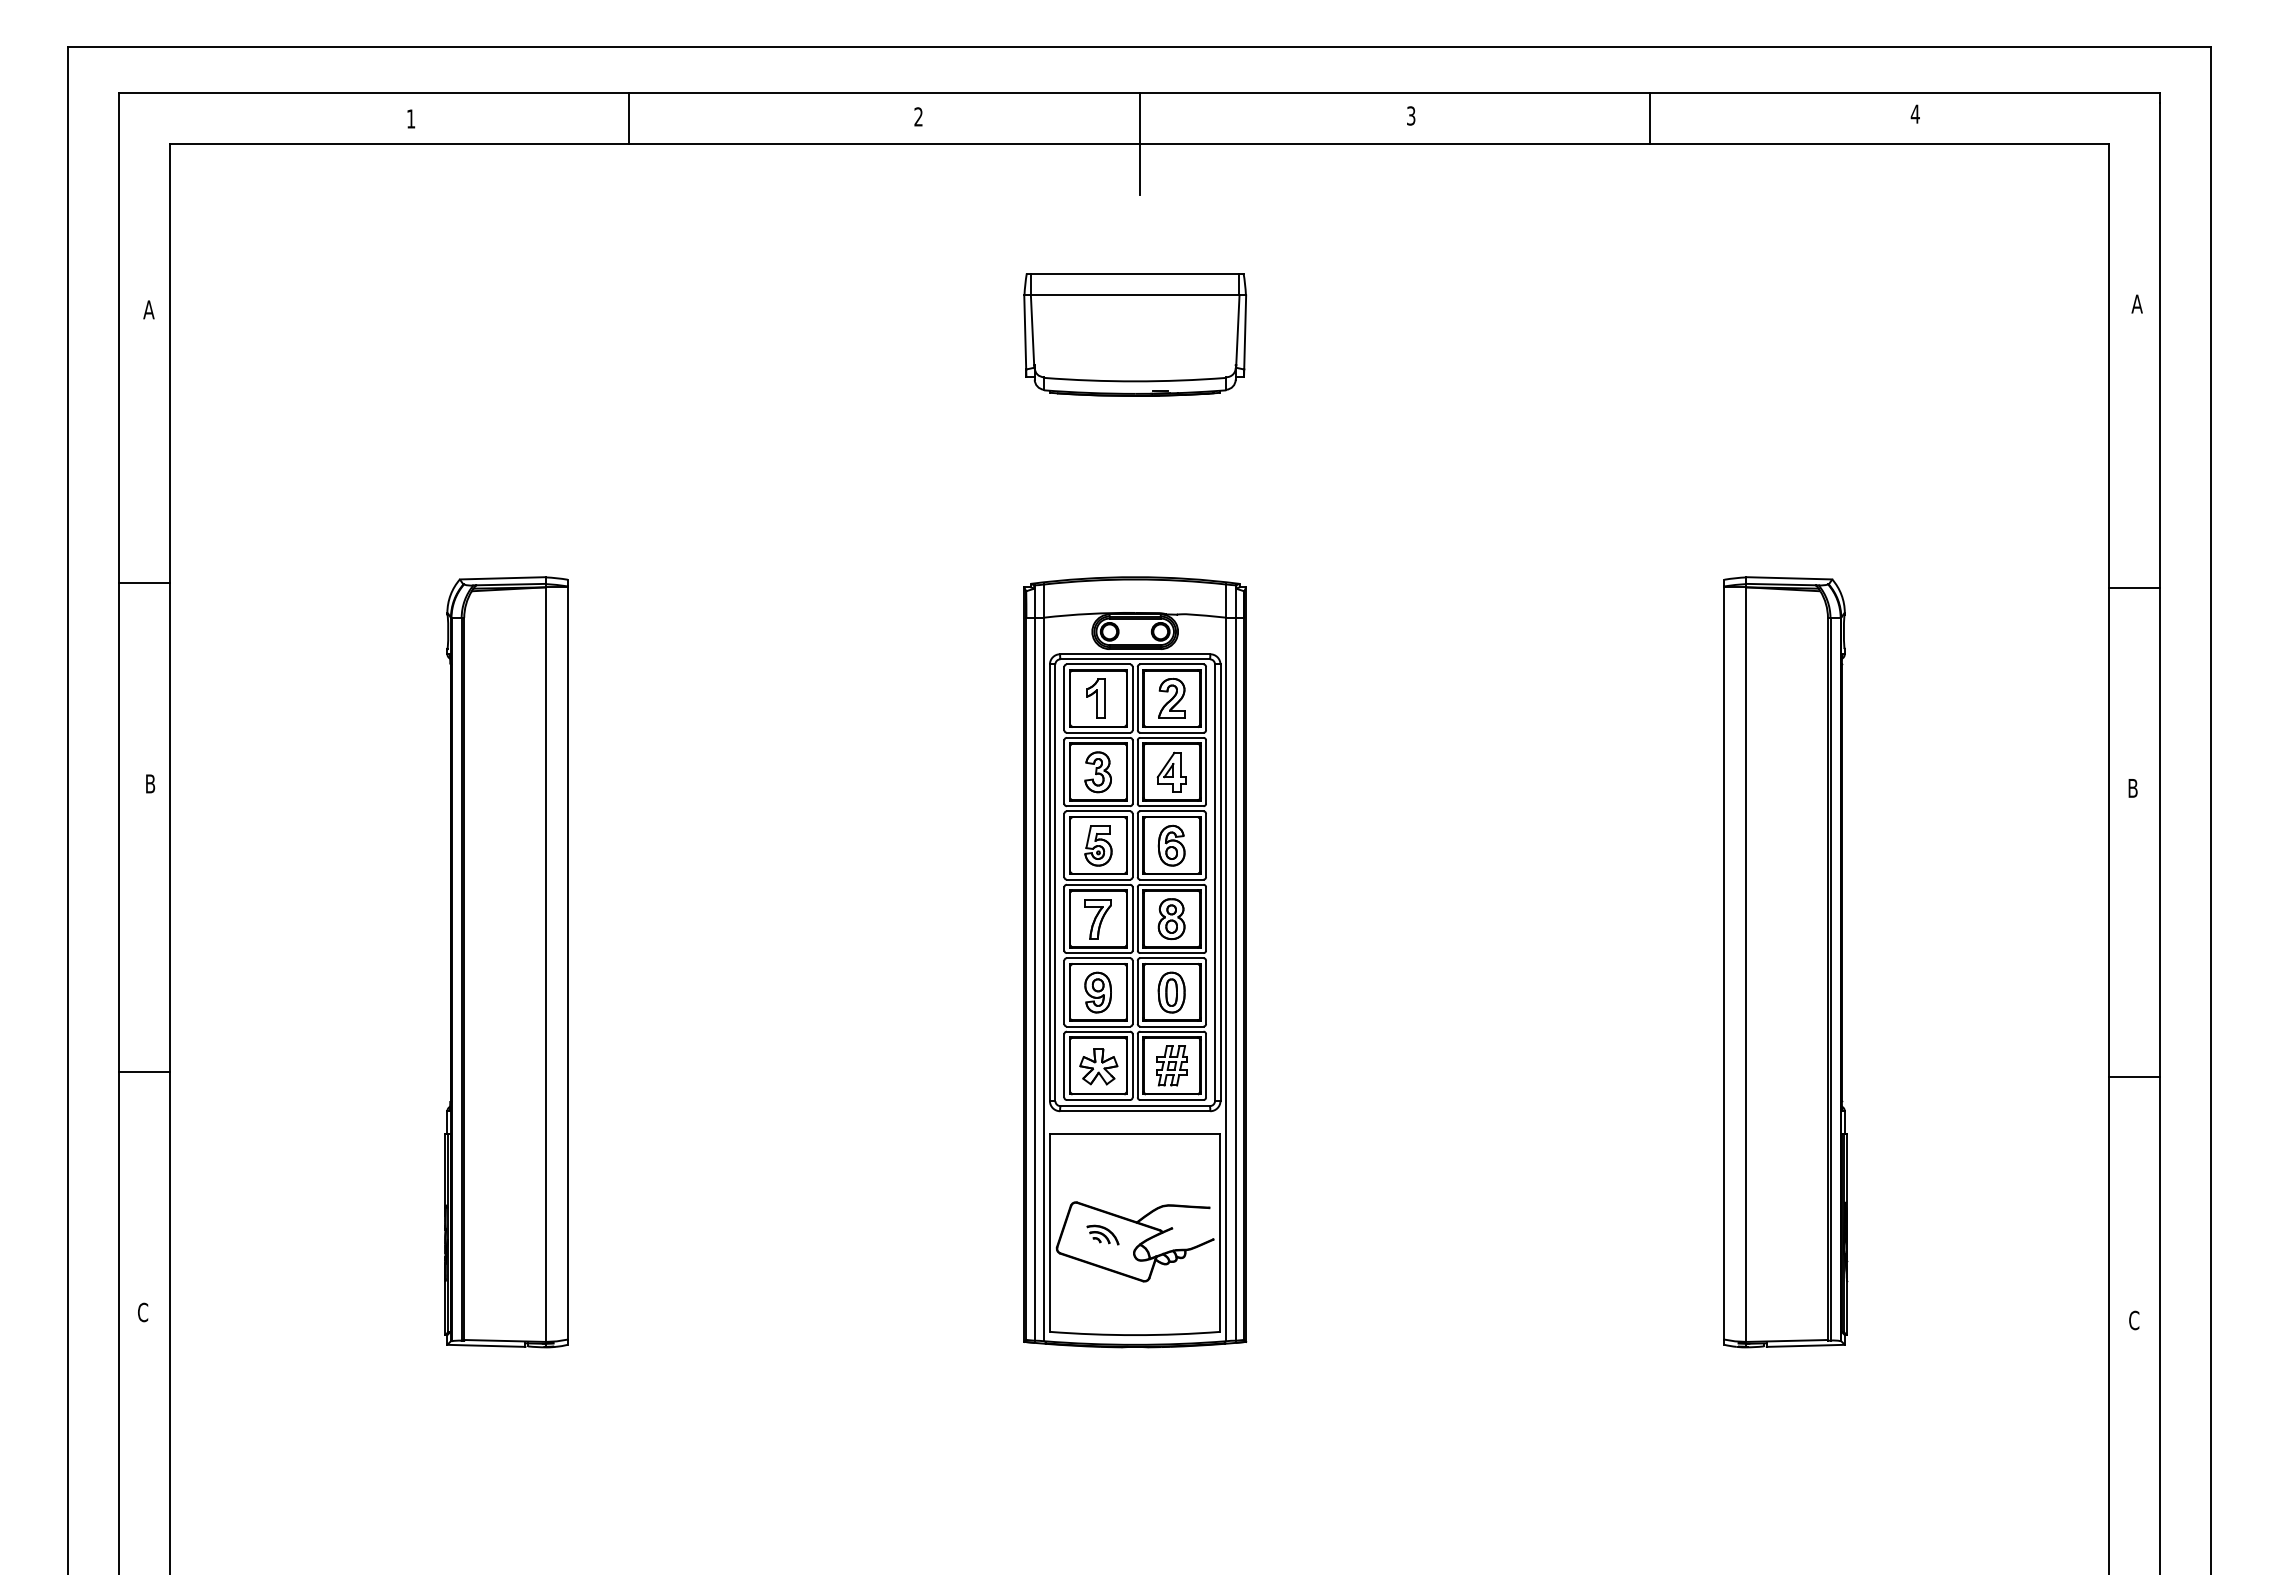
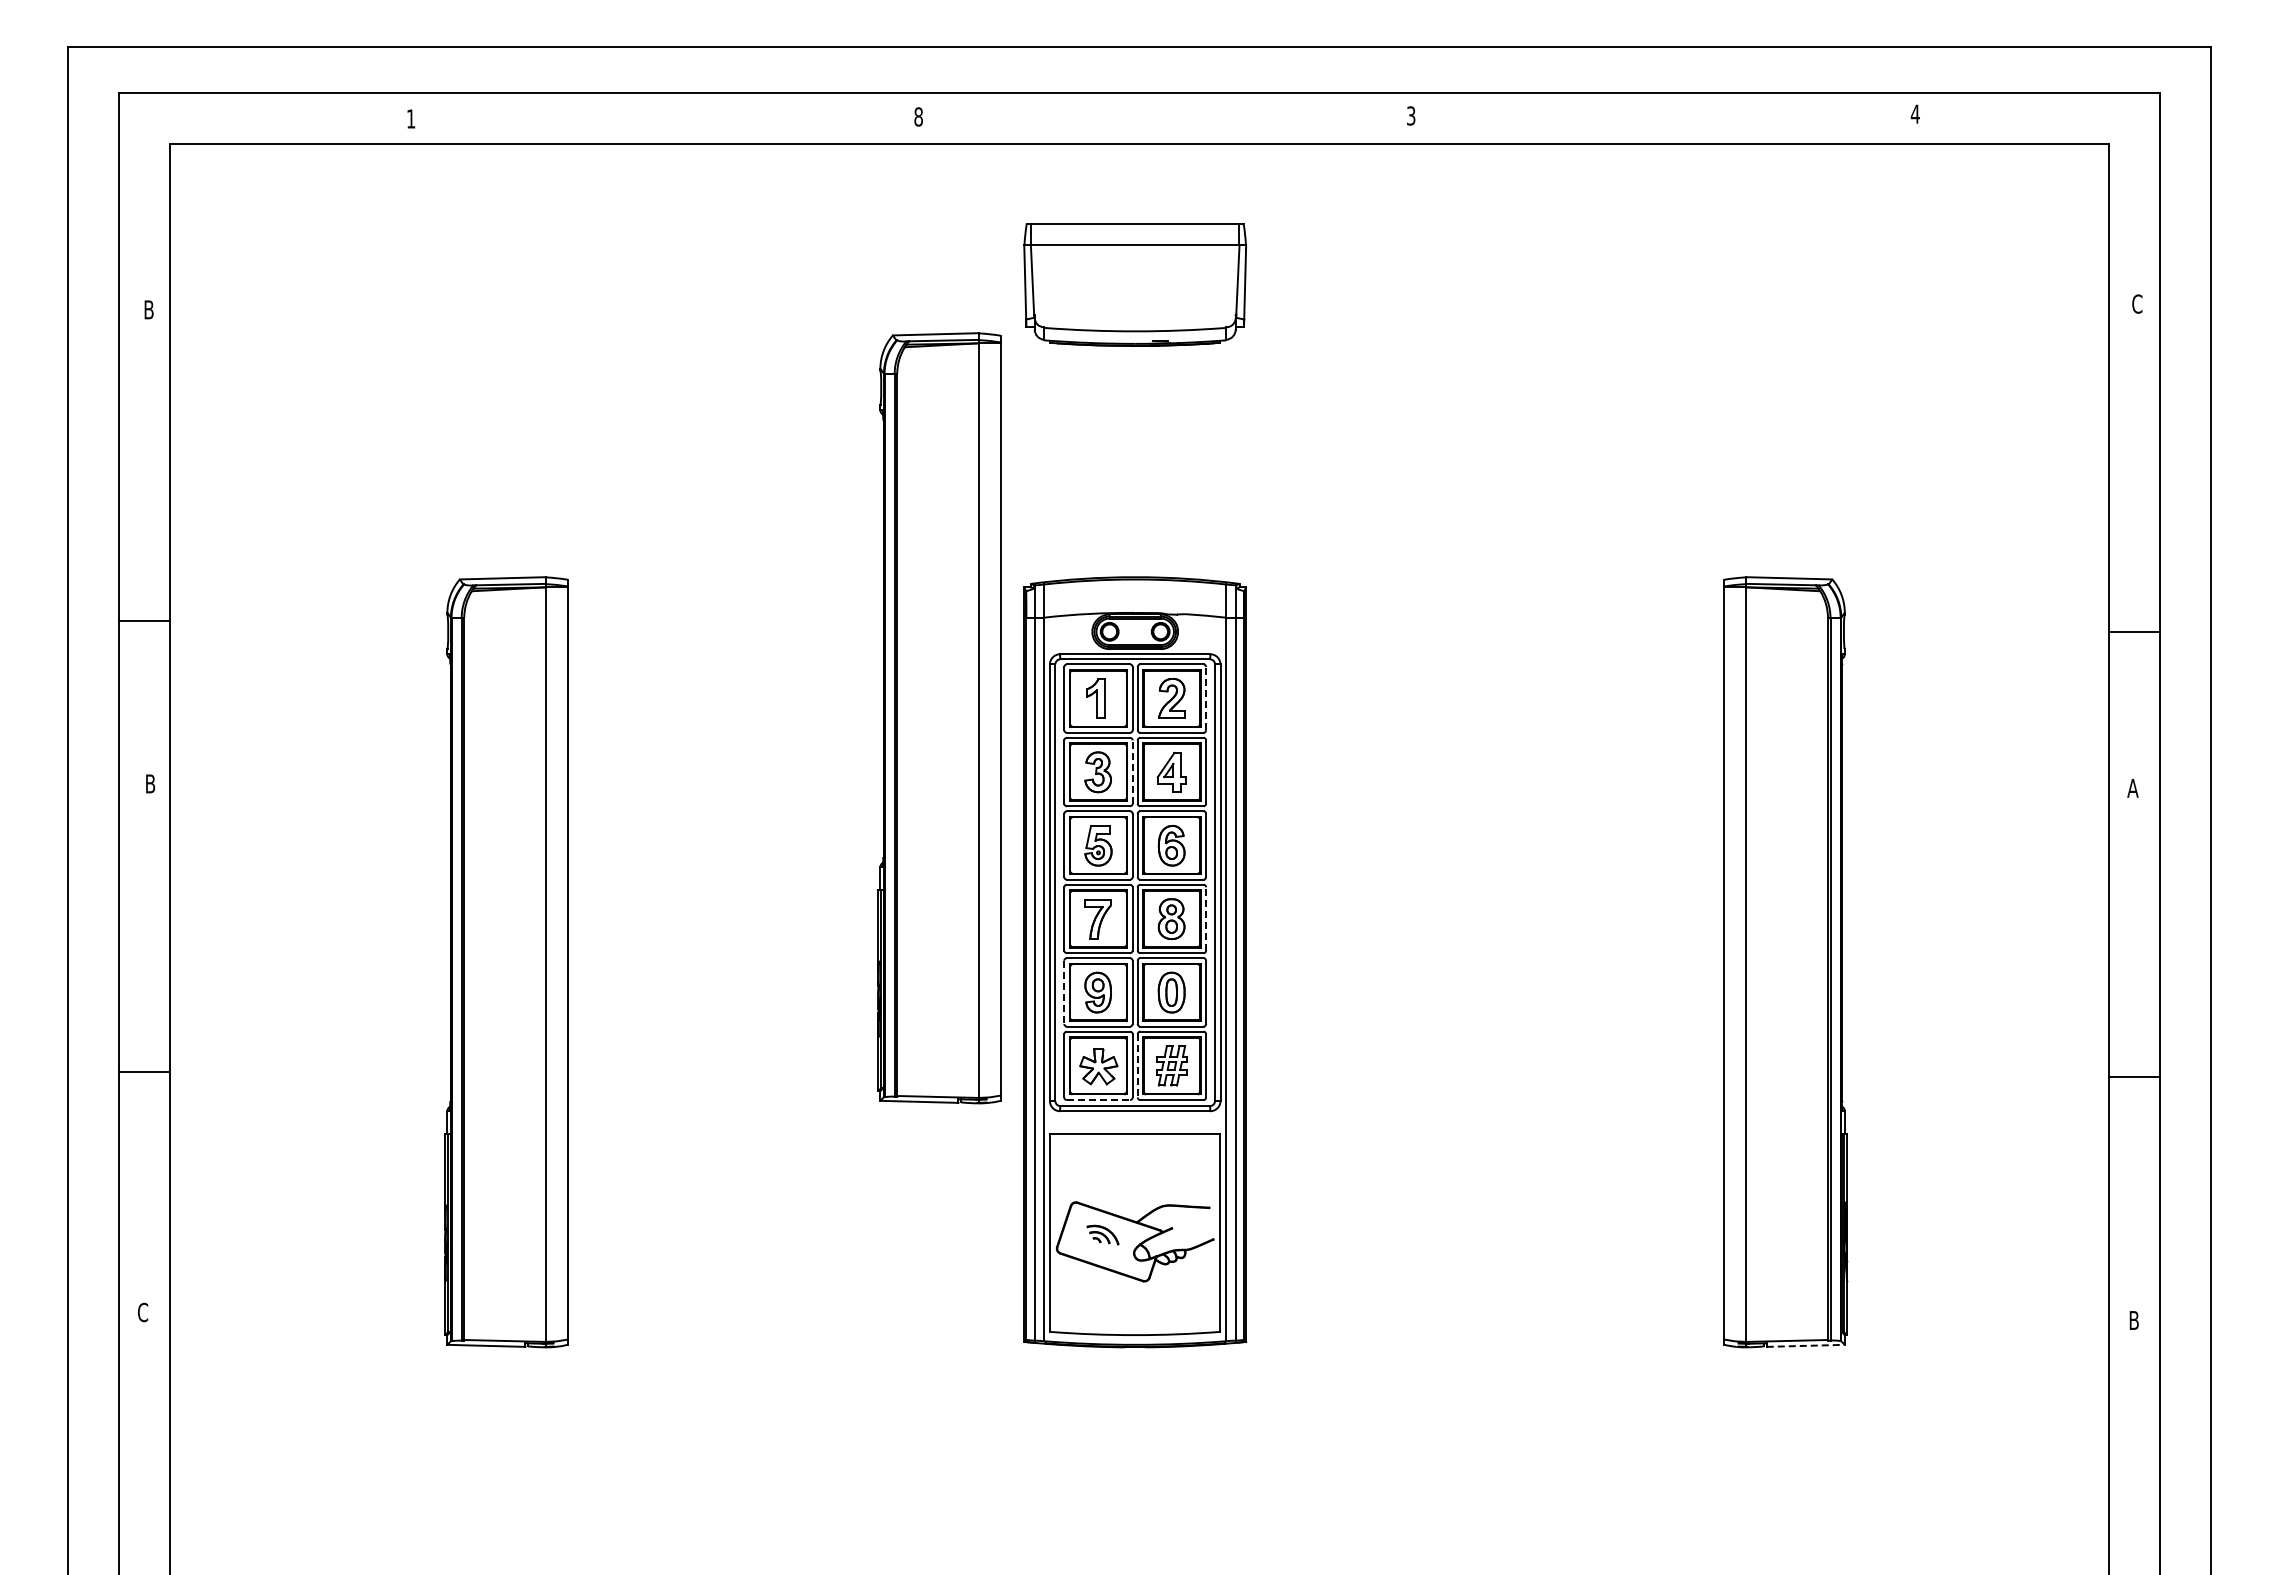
text: 2 -> 8 (918, 116)
line: present -> none (629, 118)
line: present -> none (1649, 118)
line: present -> none (1139, 144)
text: A -> C (2136, 303)
text: A -> B (148, 309)
part position: (1134, 334) -> (1134, 284) (1134, 284)
line position: (144, 582) -> (144, 620) (144, 620)
line position: (2133, 587) -> (2133, 631) (2133, 631)
line: solid -> dashed (1206, 698)
part: none -> present (939, 718)
line: solid -> dashed (1132, 772)
text: B -> A (2132, 788)
line: solid -> dashed (1206, 918)
line: solid -> dashed (1064, 992)
line: solid -> dashed (1137, 1065)
line: solid -> dashed (1098, 1100)
text: C -> B (2134, 1320)
line: solid -> dashed (1806, 1345)
